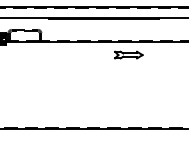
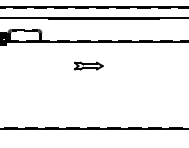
part position: (128, 54) -> (88, 65) (88, 65)
